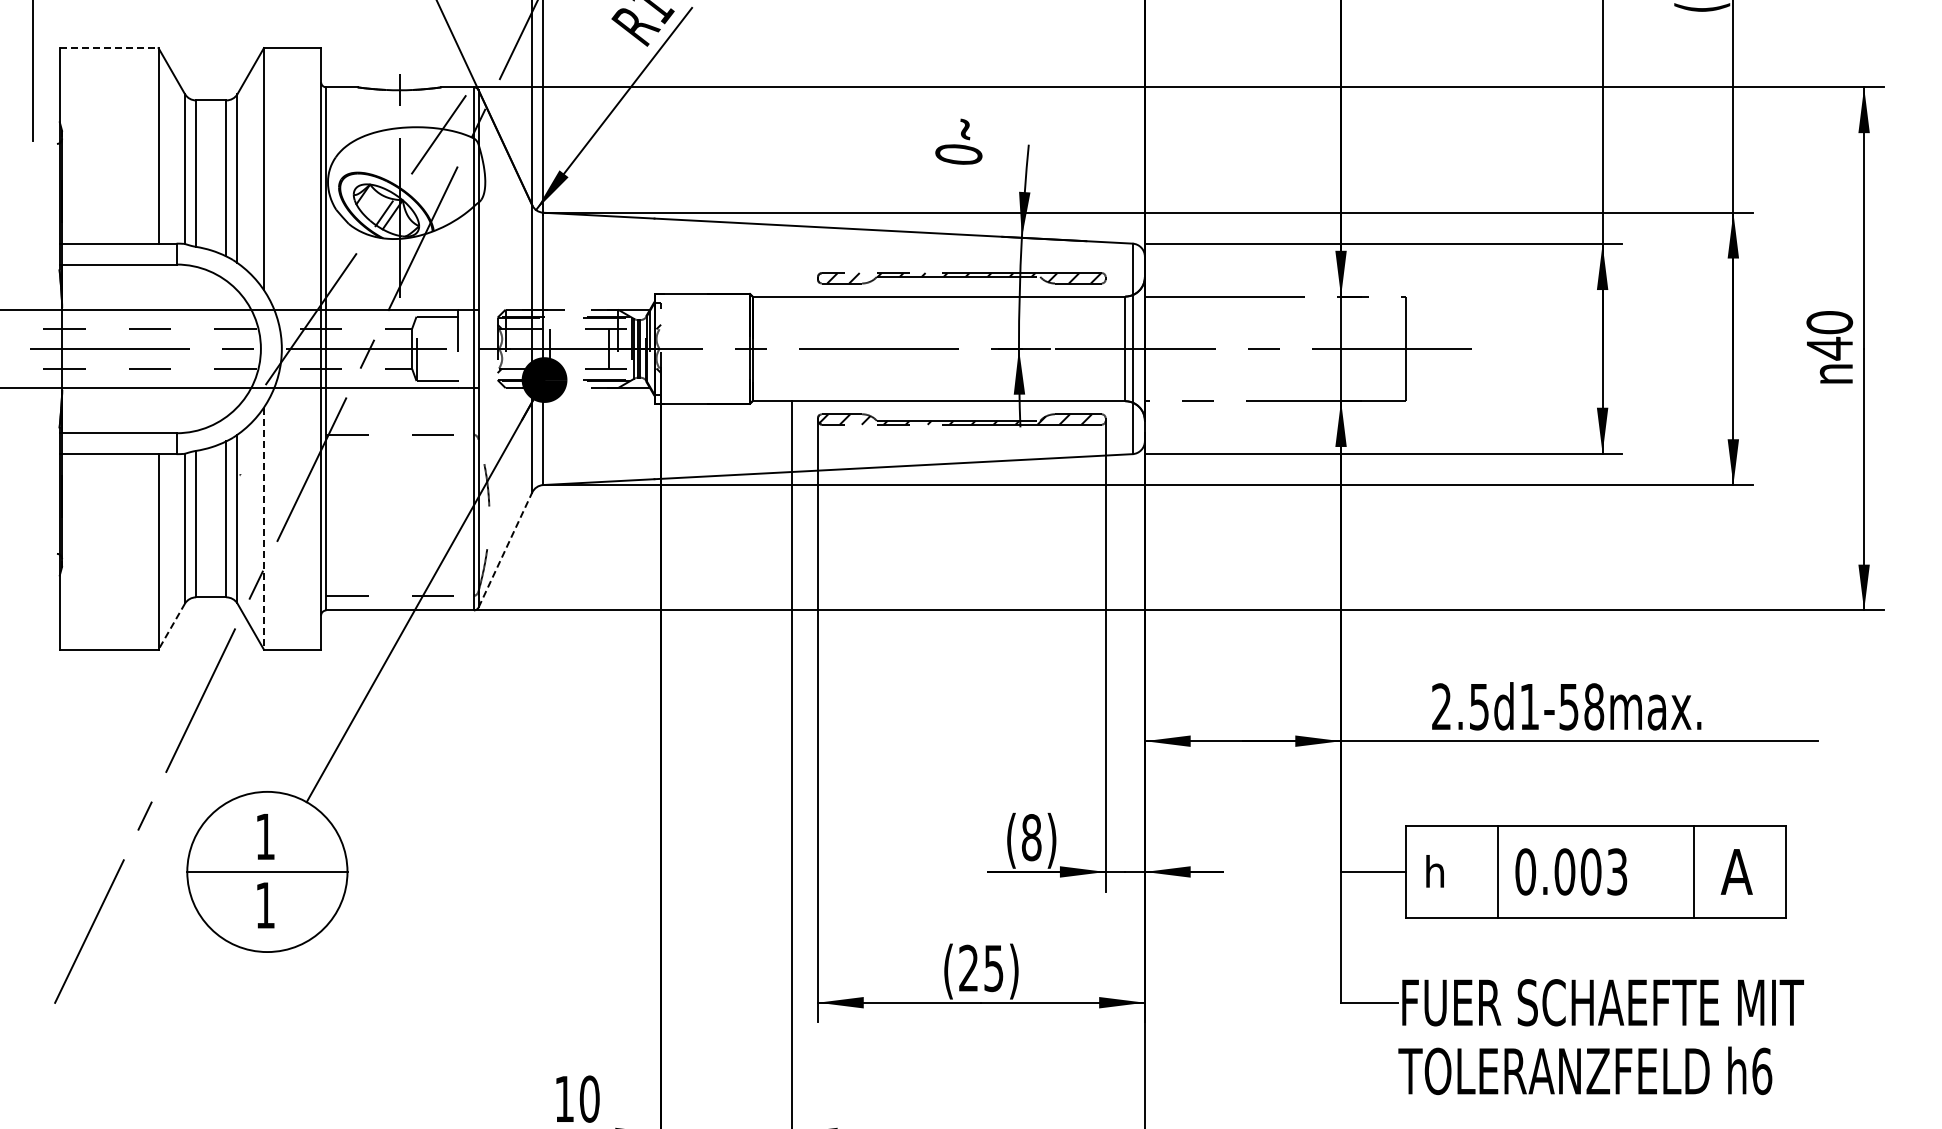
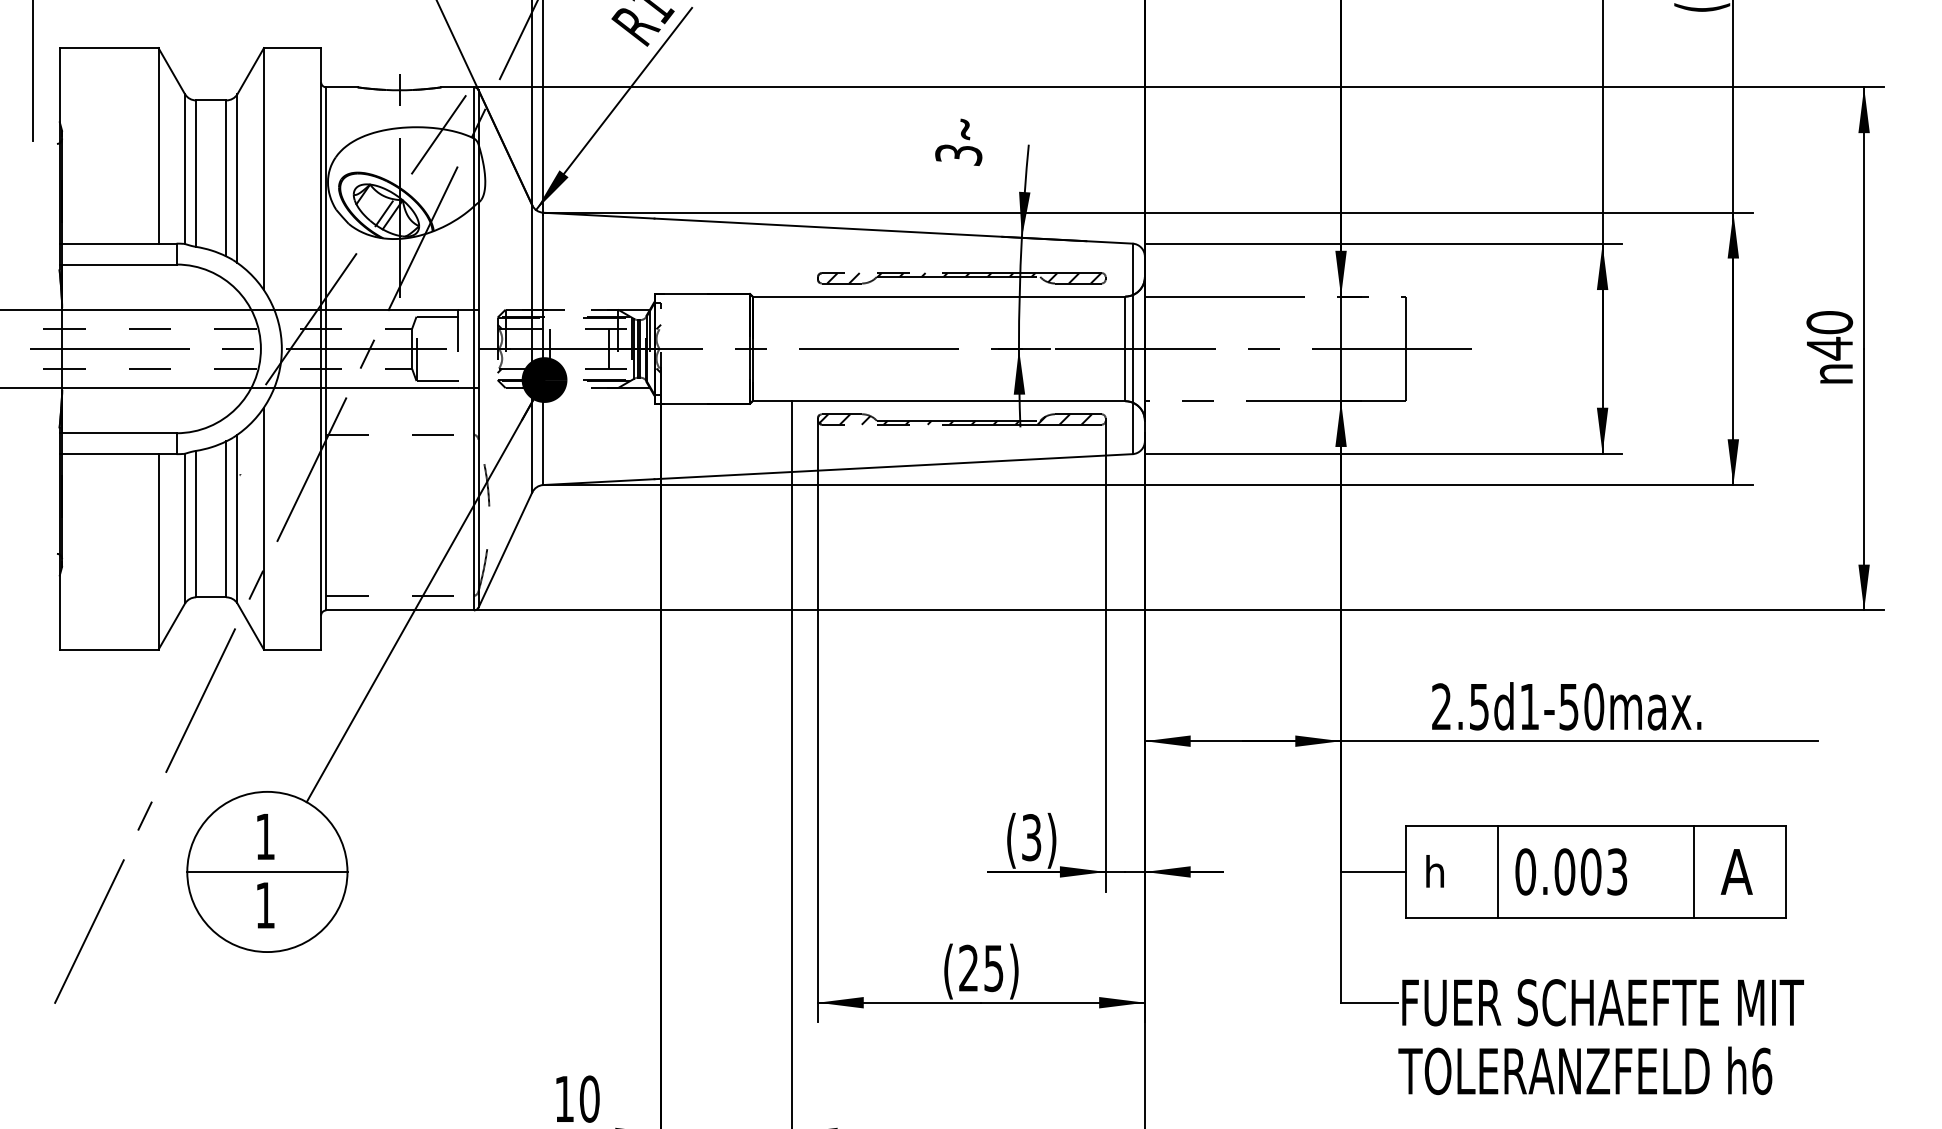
line: dashed -> solid (109, 48)
text: 0 -> 3 (958, 154)
line: dashed -> solid (263, 529)
line: dashed -> solid (505, 549)
line: dashed -> solid (171, 626)
text: 2.5d1-58max. -> 2.5d1-50max. (1594, 706)
text: (8) -> (3) (1031, 837)
